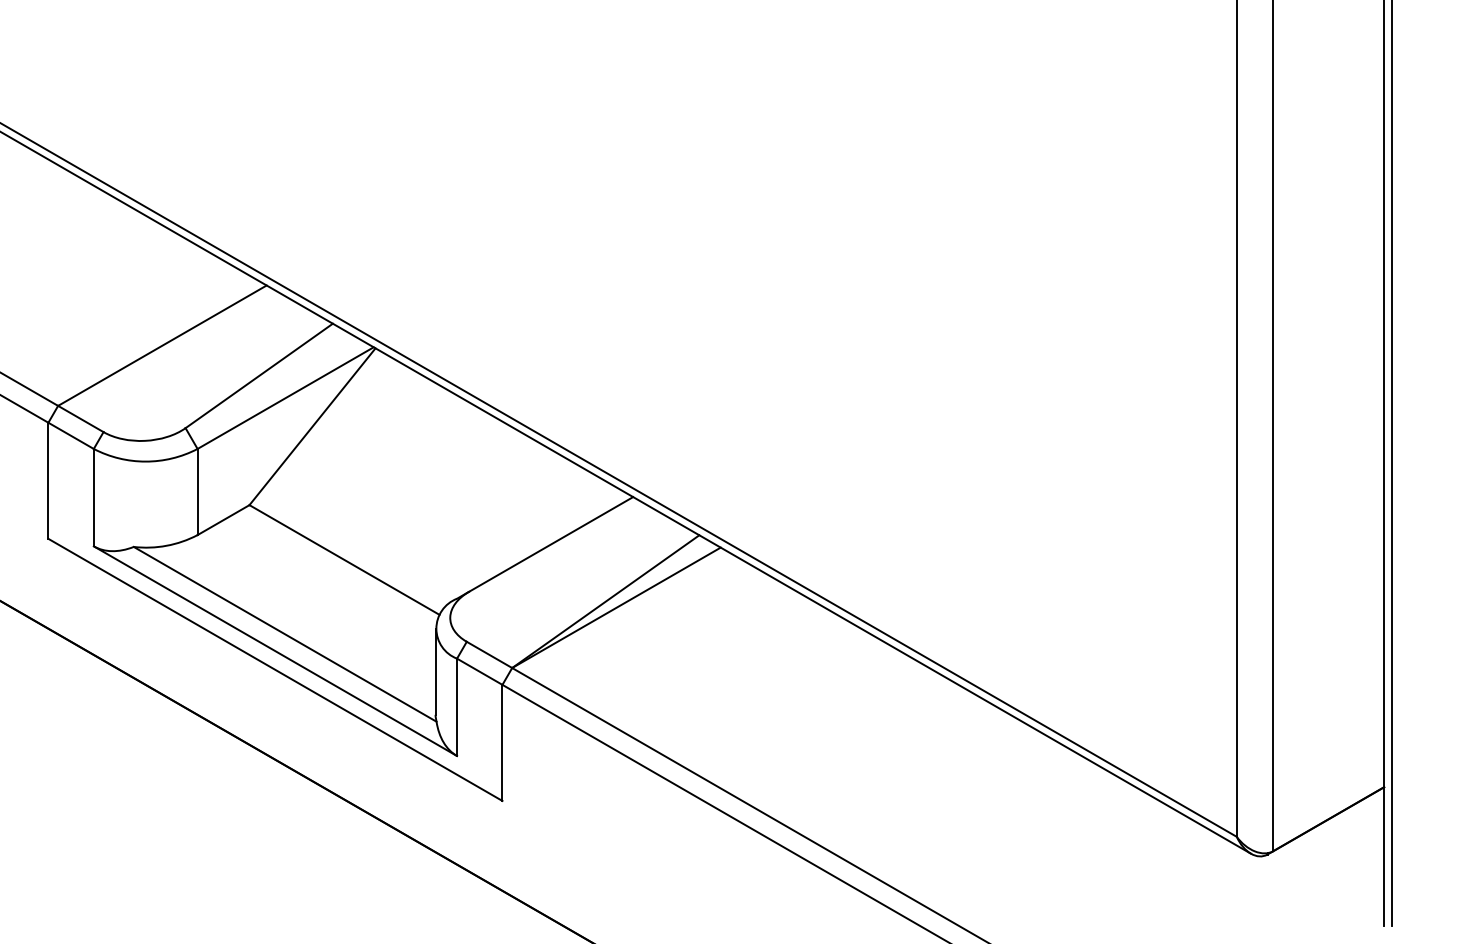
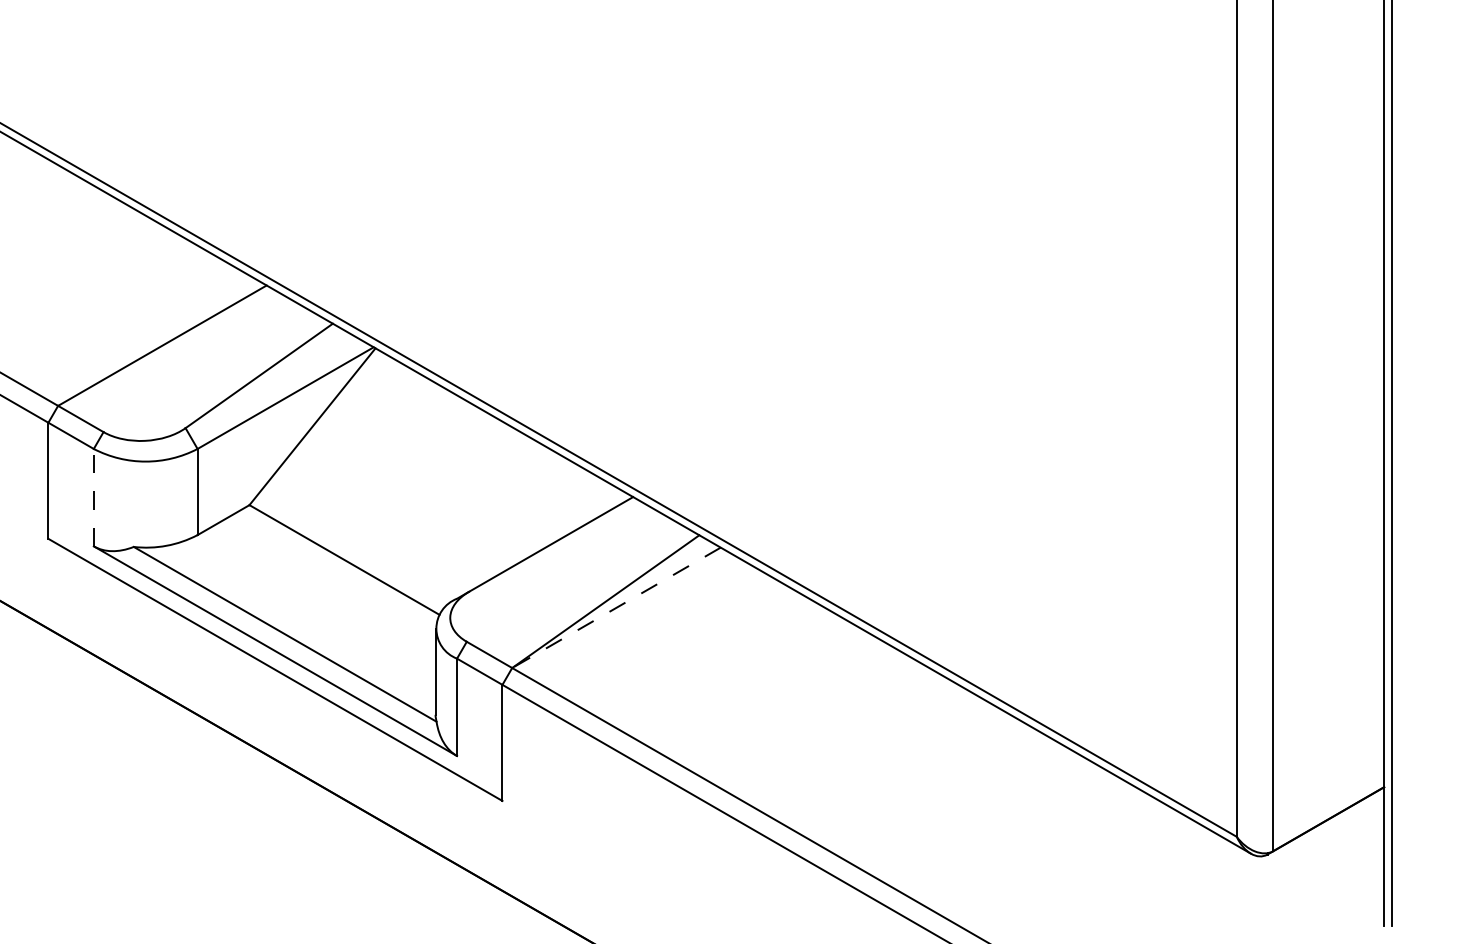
line: solid -> dashed (93, 497)
line: solid -> dashed (616, 608)
